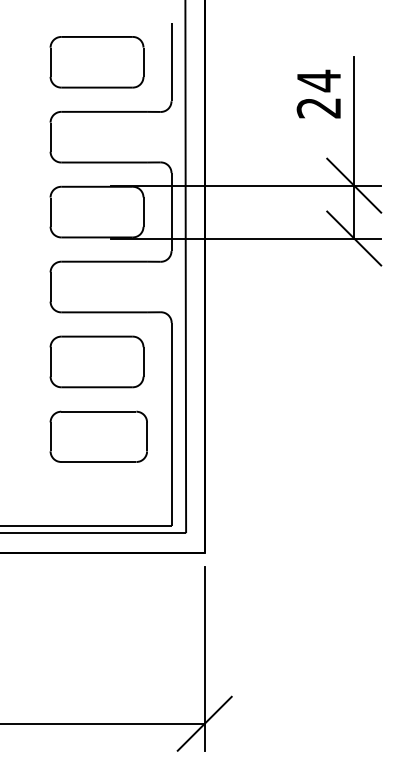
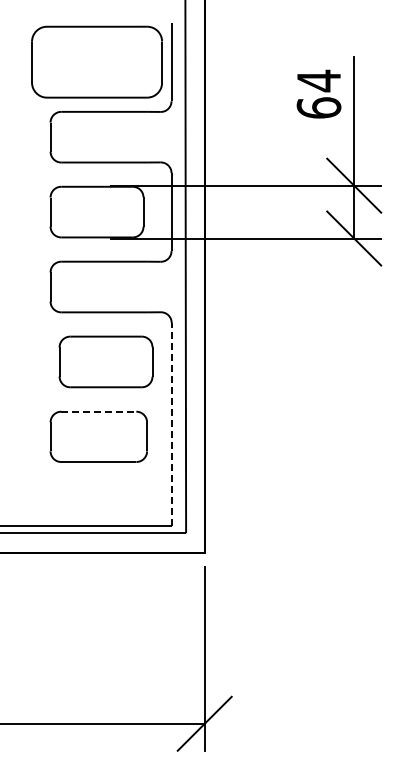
part size: 96x53 px -> 132x74 px (96, 61)
text: 24 -> 64 (318, 107)
part position: (96, 361) -> (105, 361) (105, 361)
line: solid -> dashed (98, 411)
line: solid -> dashed (171, 424)
